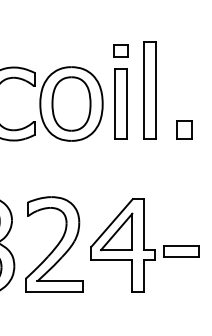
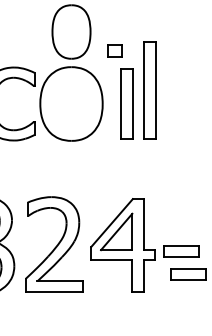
part position: (120, 50) -> (114, 50) (114, 50)
part position: (71, 103) -> (71, 31) (71, 31)
part position: (120, 103) -> (126, 103) (126, 103)
part: present -> none (184, 129)
part: none -> present (188, 274)
